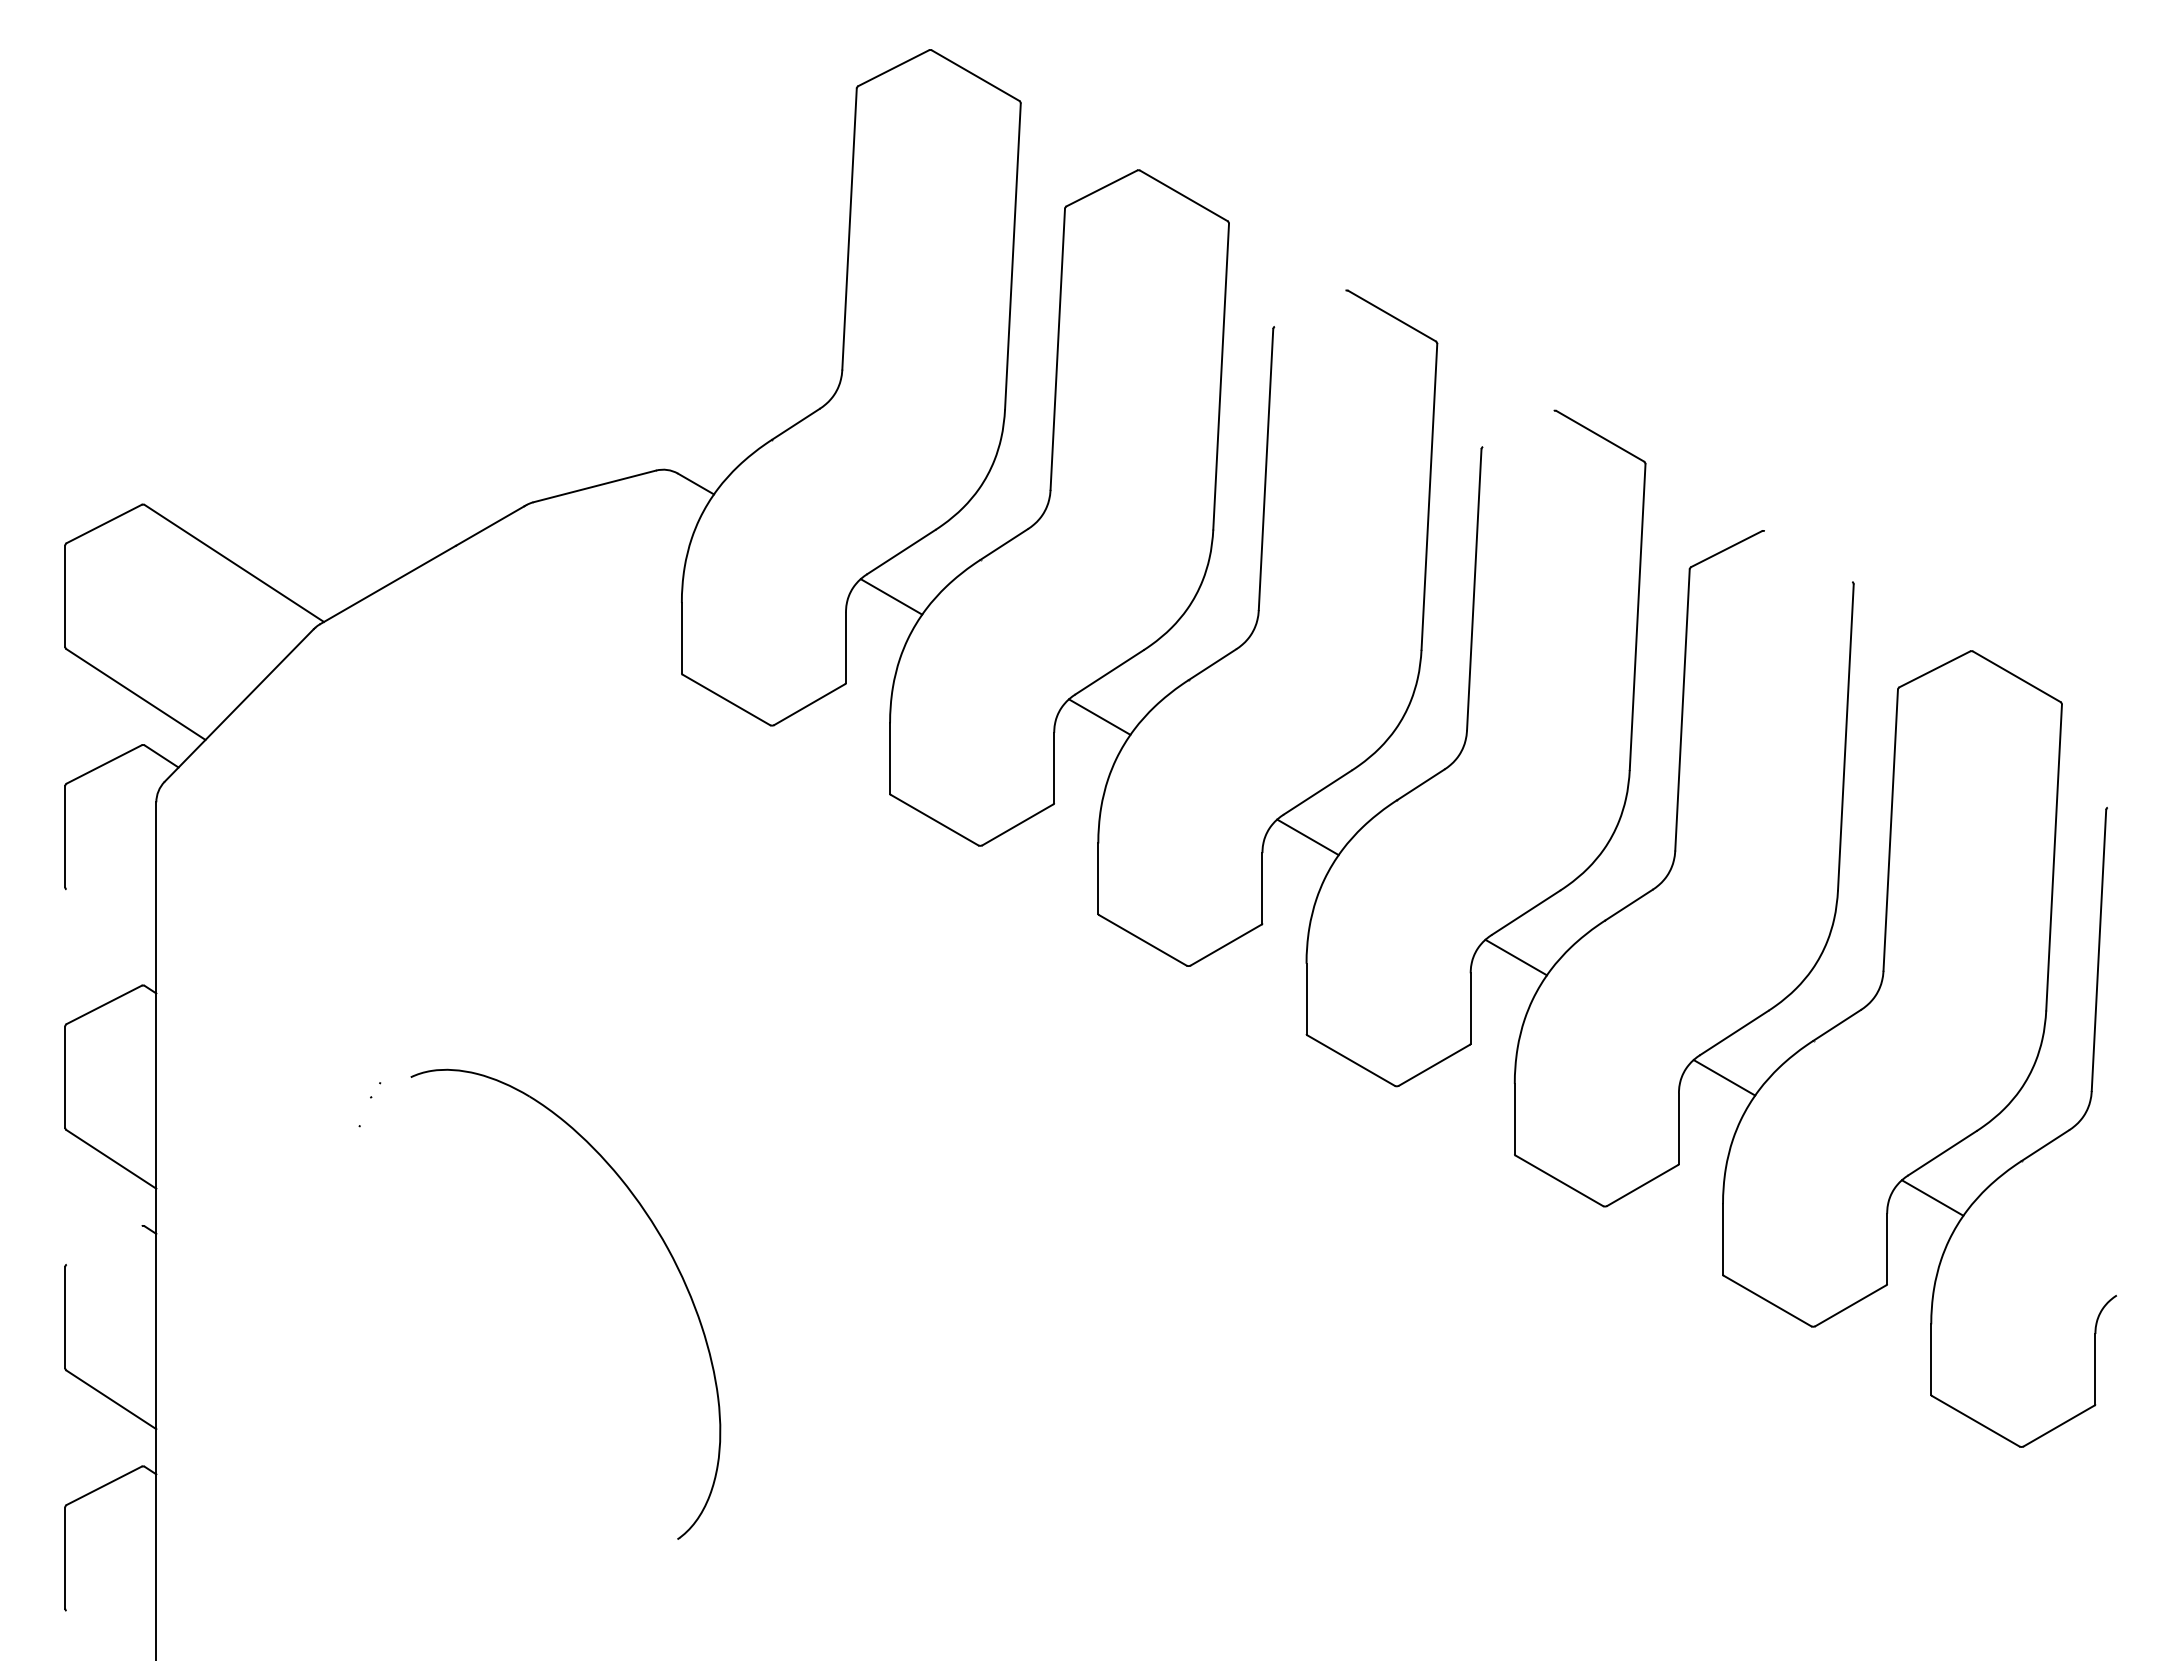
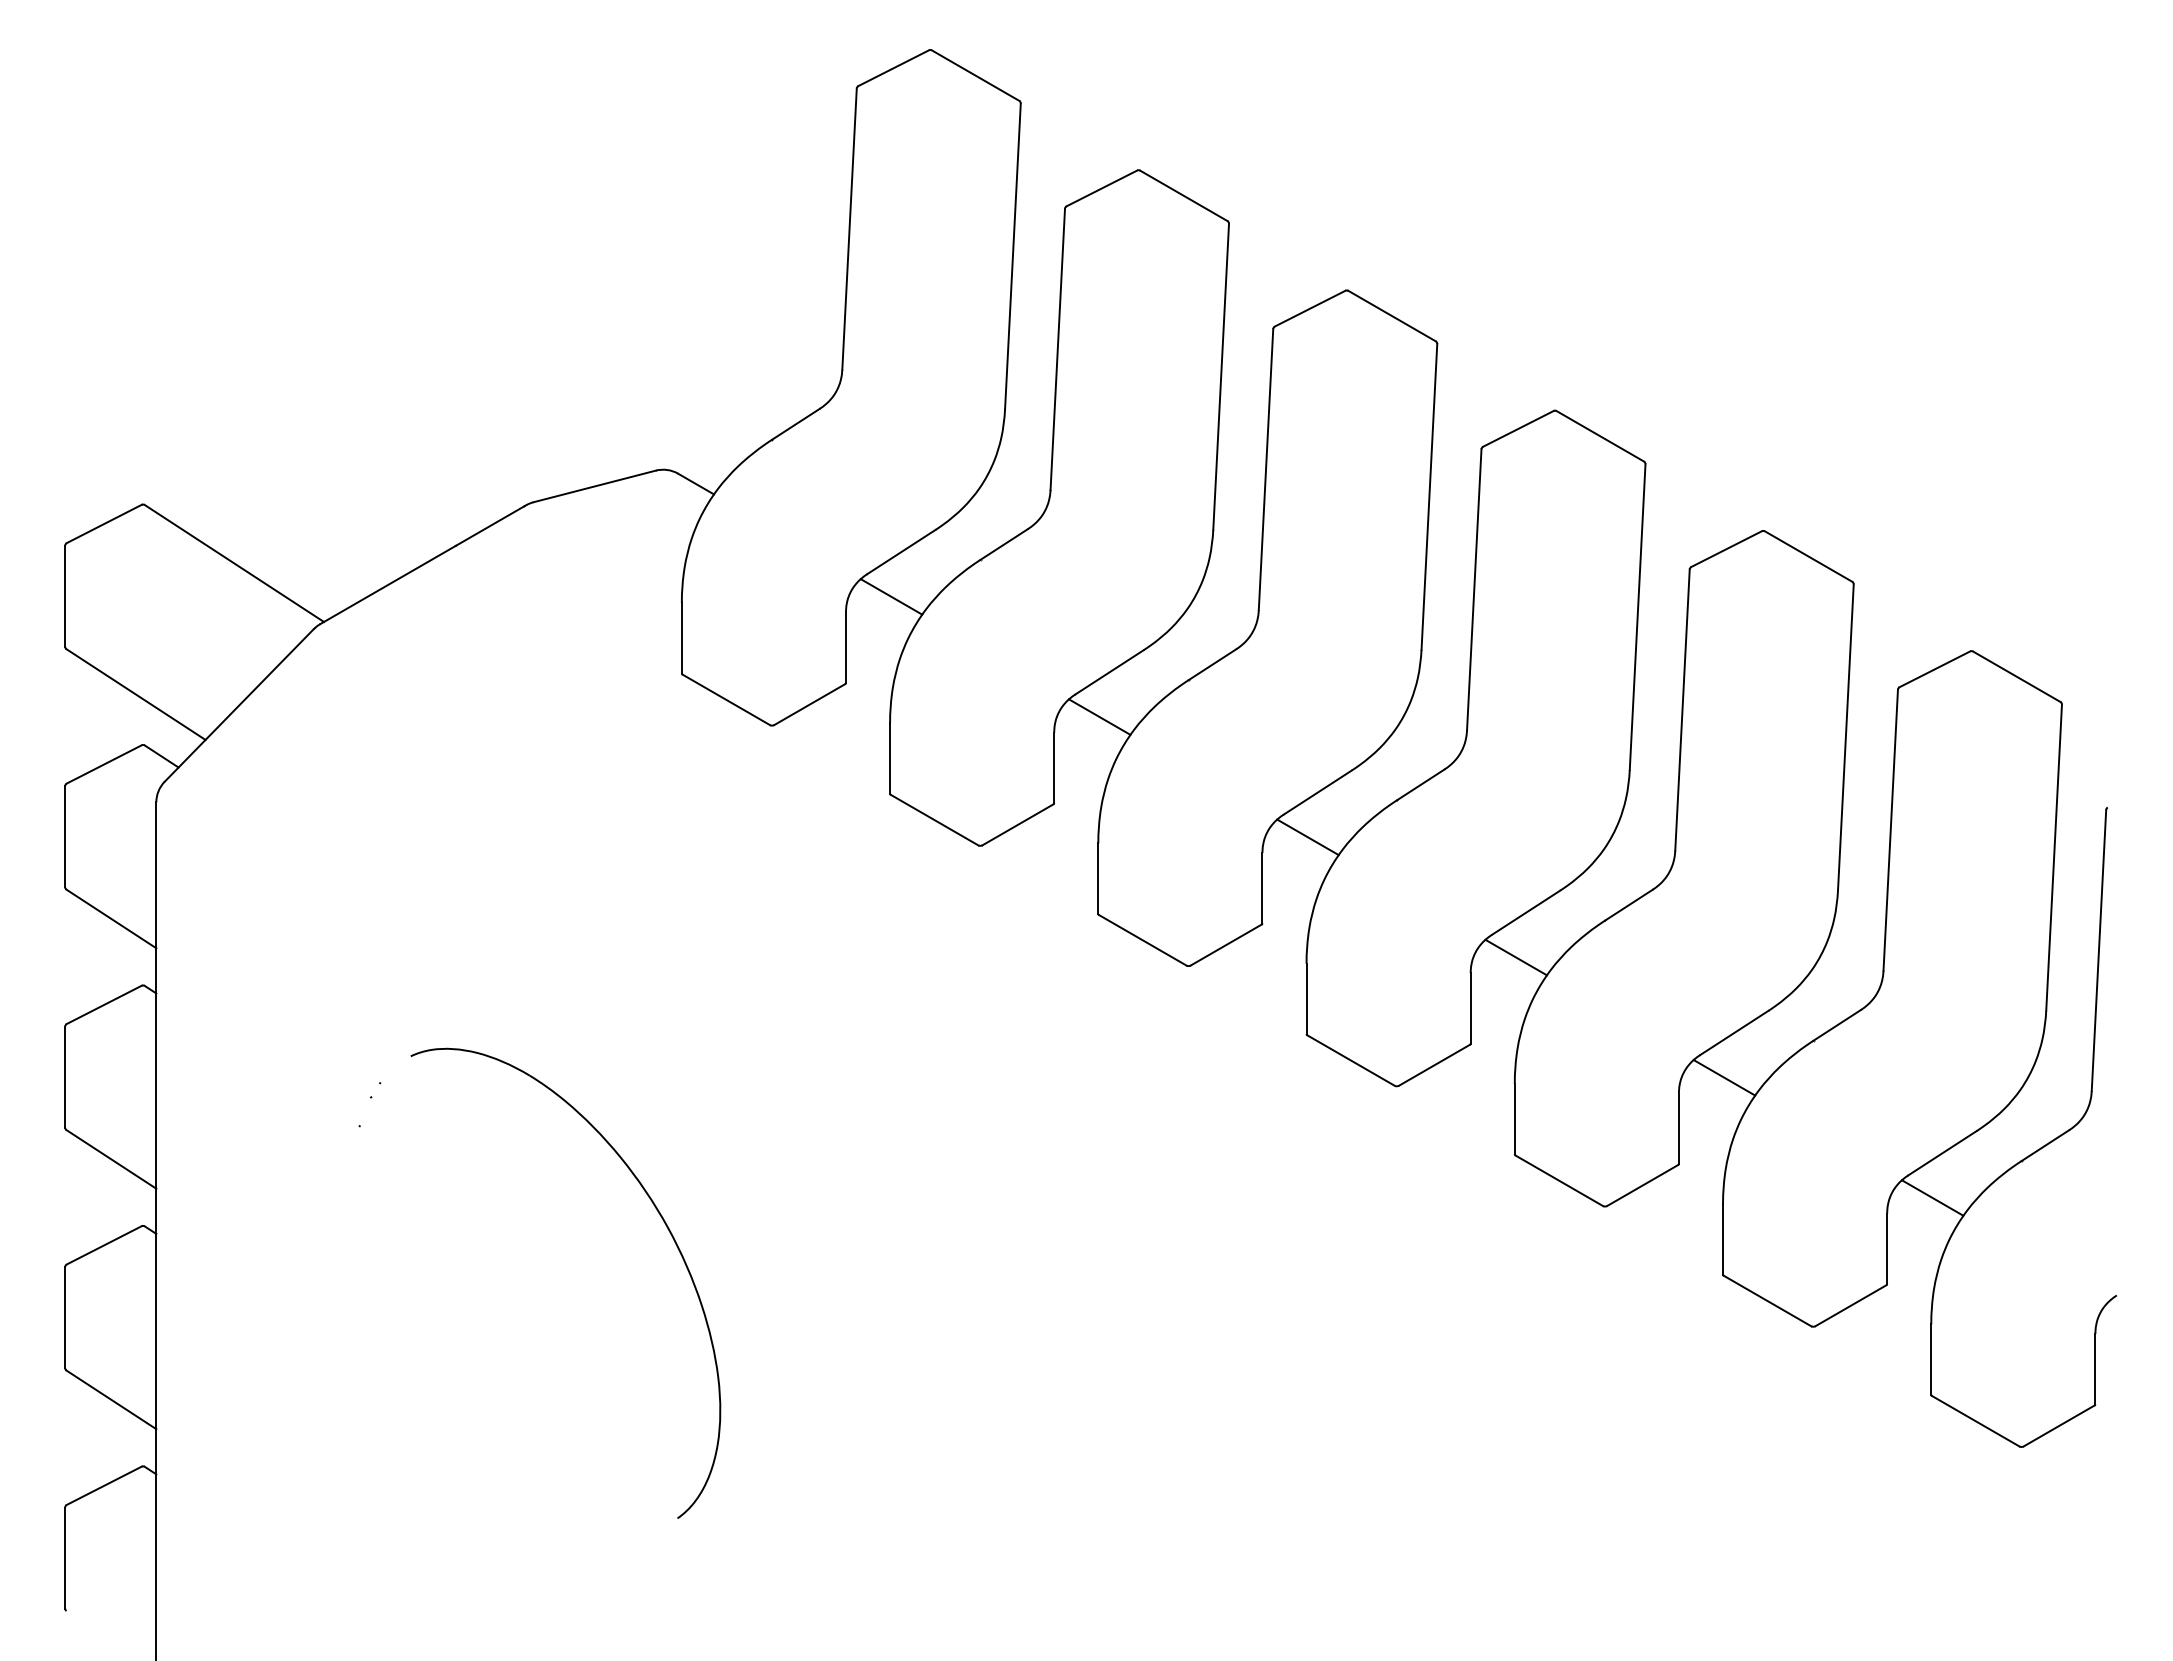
line: none -> present (1309, 308)
line: none -> present (1518, 428)
line: none -> present (1808, 556)
line: none -> present (111, 918)
line: none -> present (103, 1245)
part position: (667, 1250) -> (667, 1229) (667, 1229)
